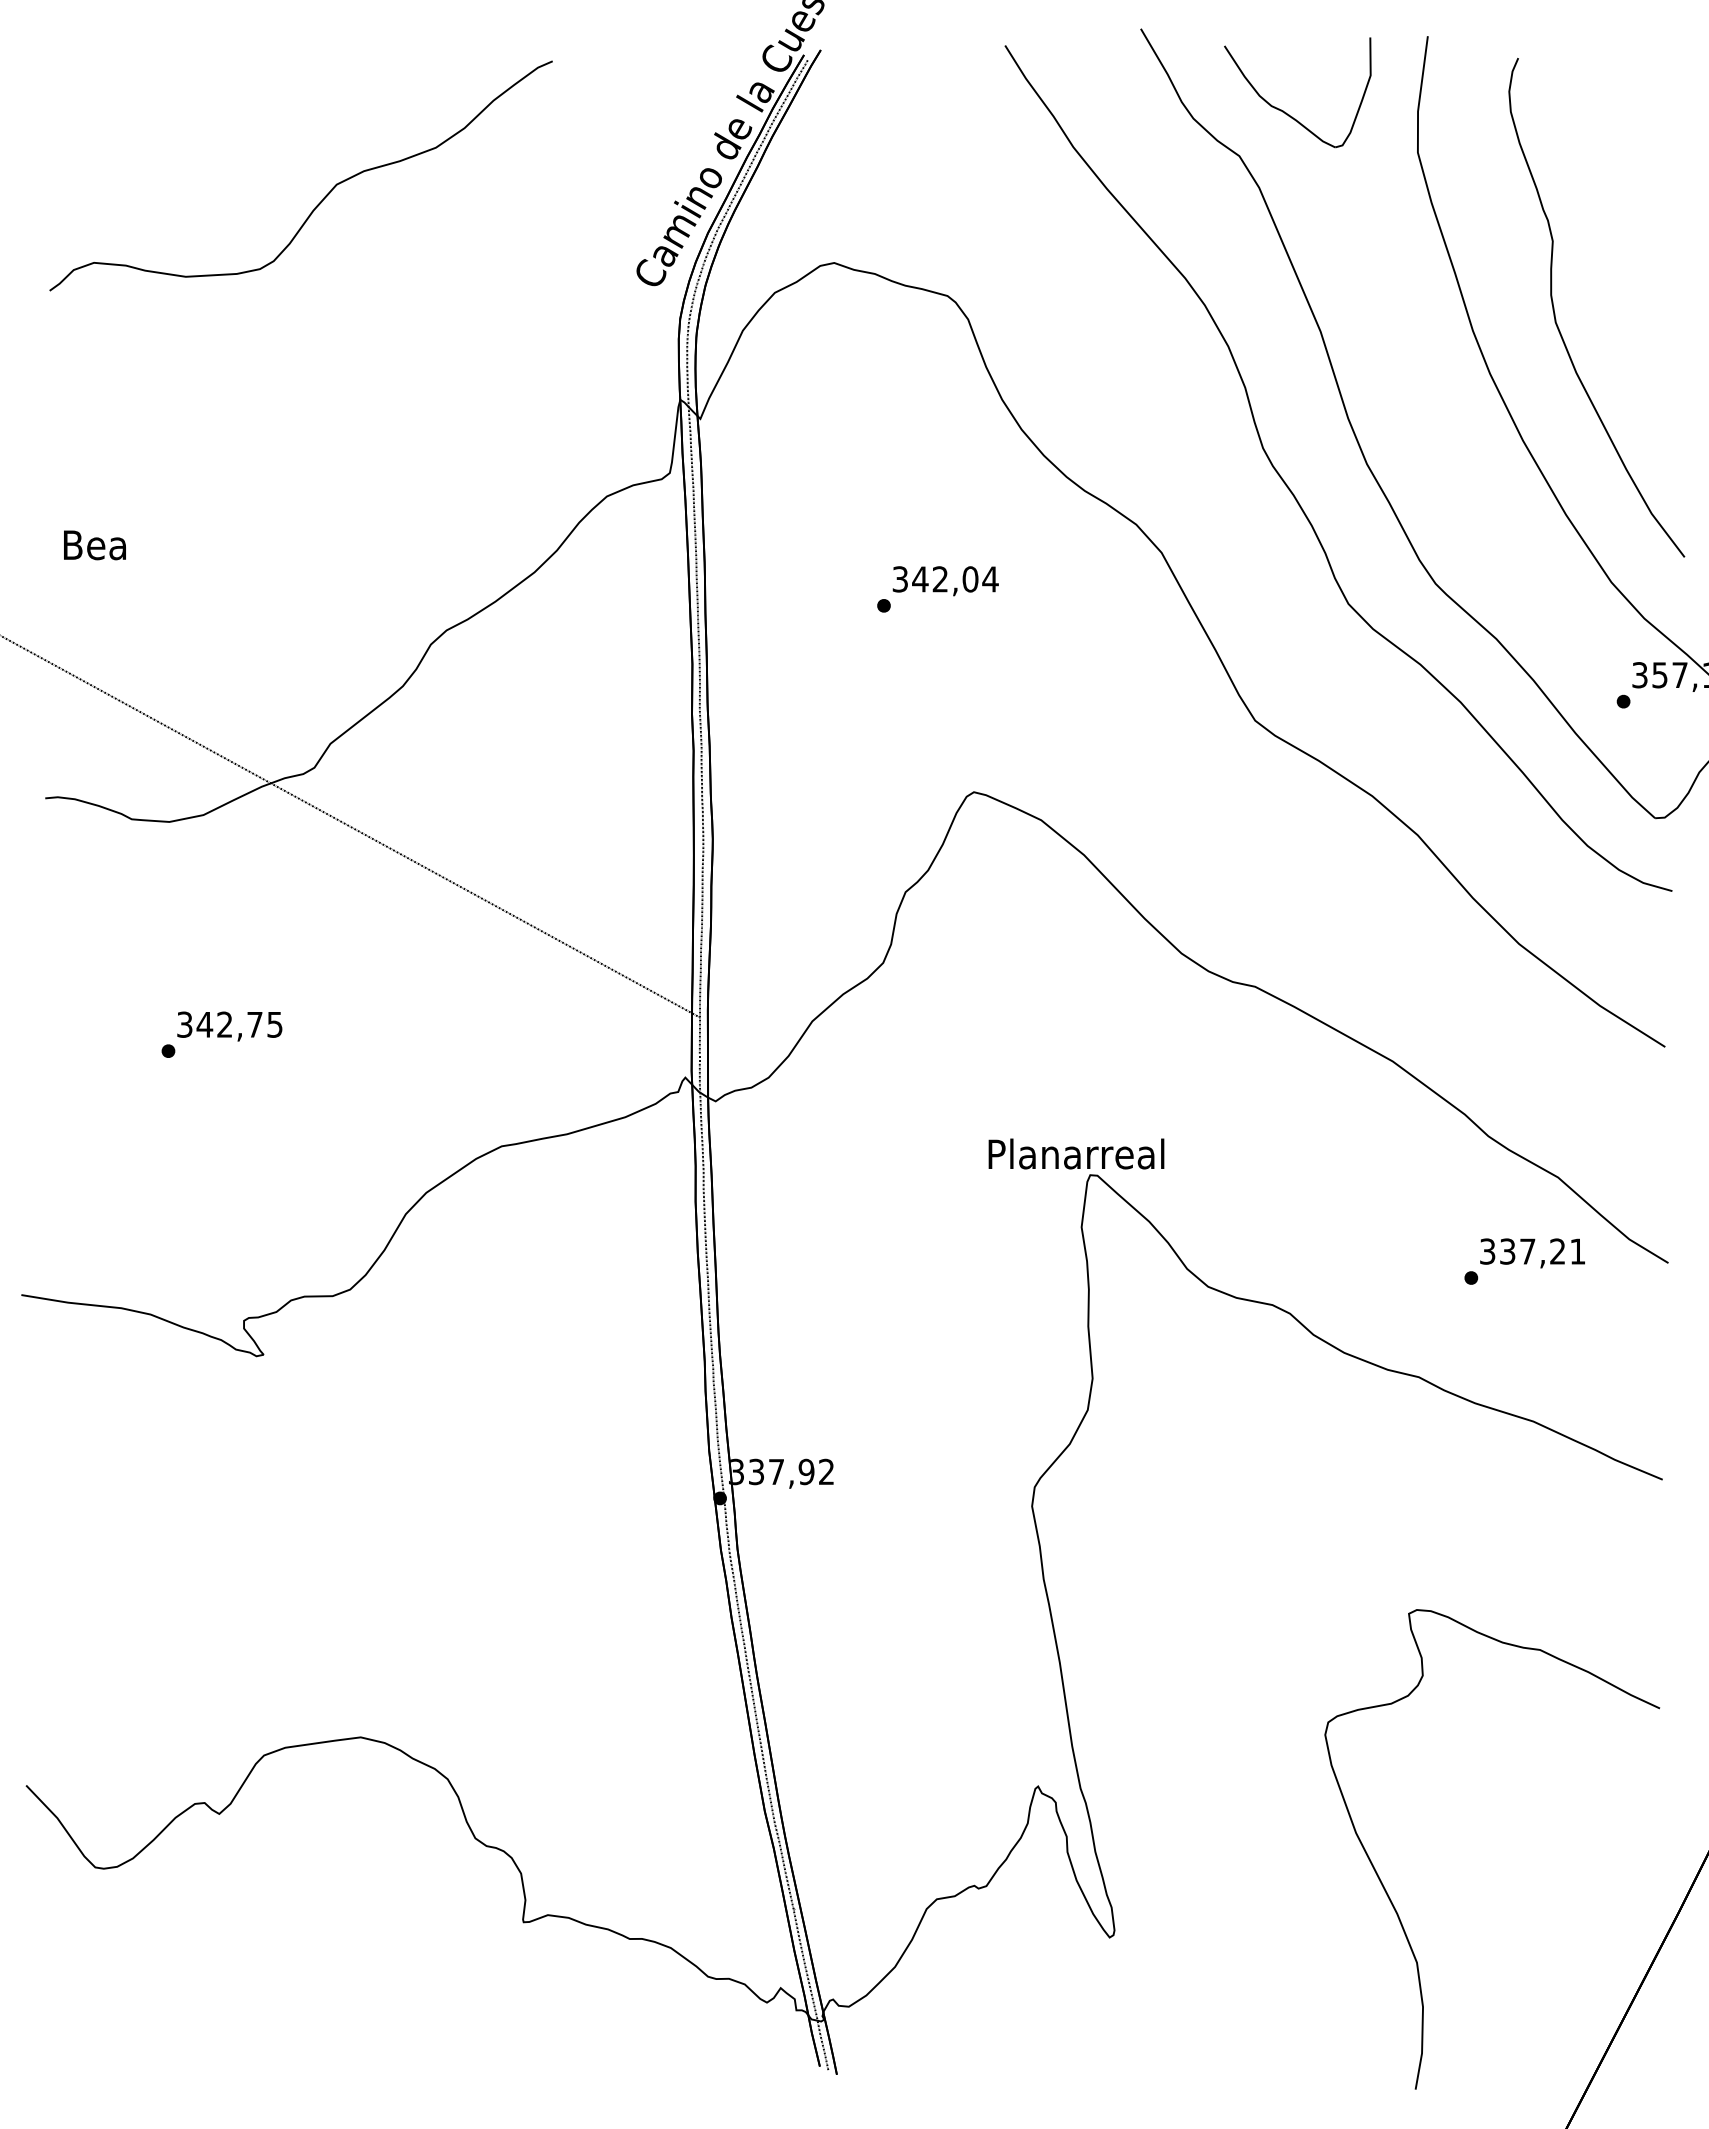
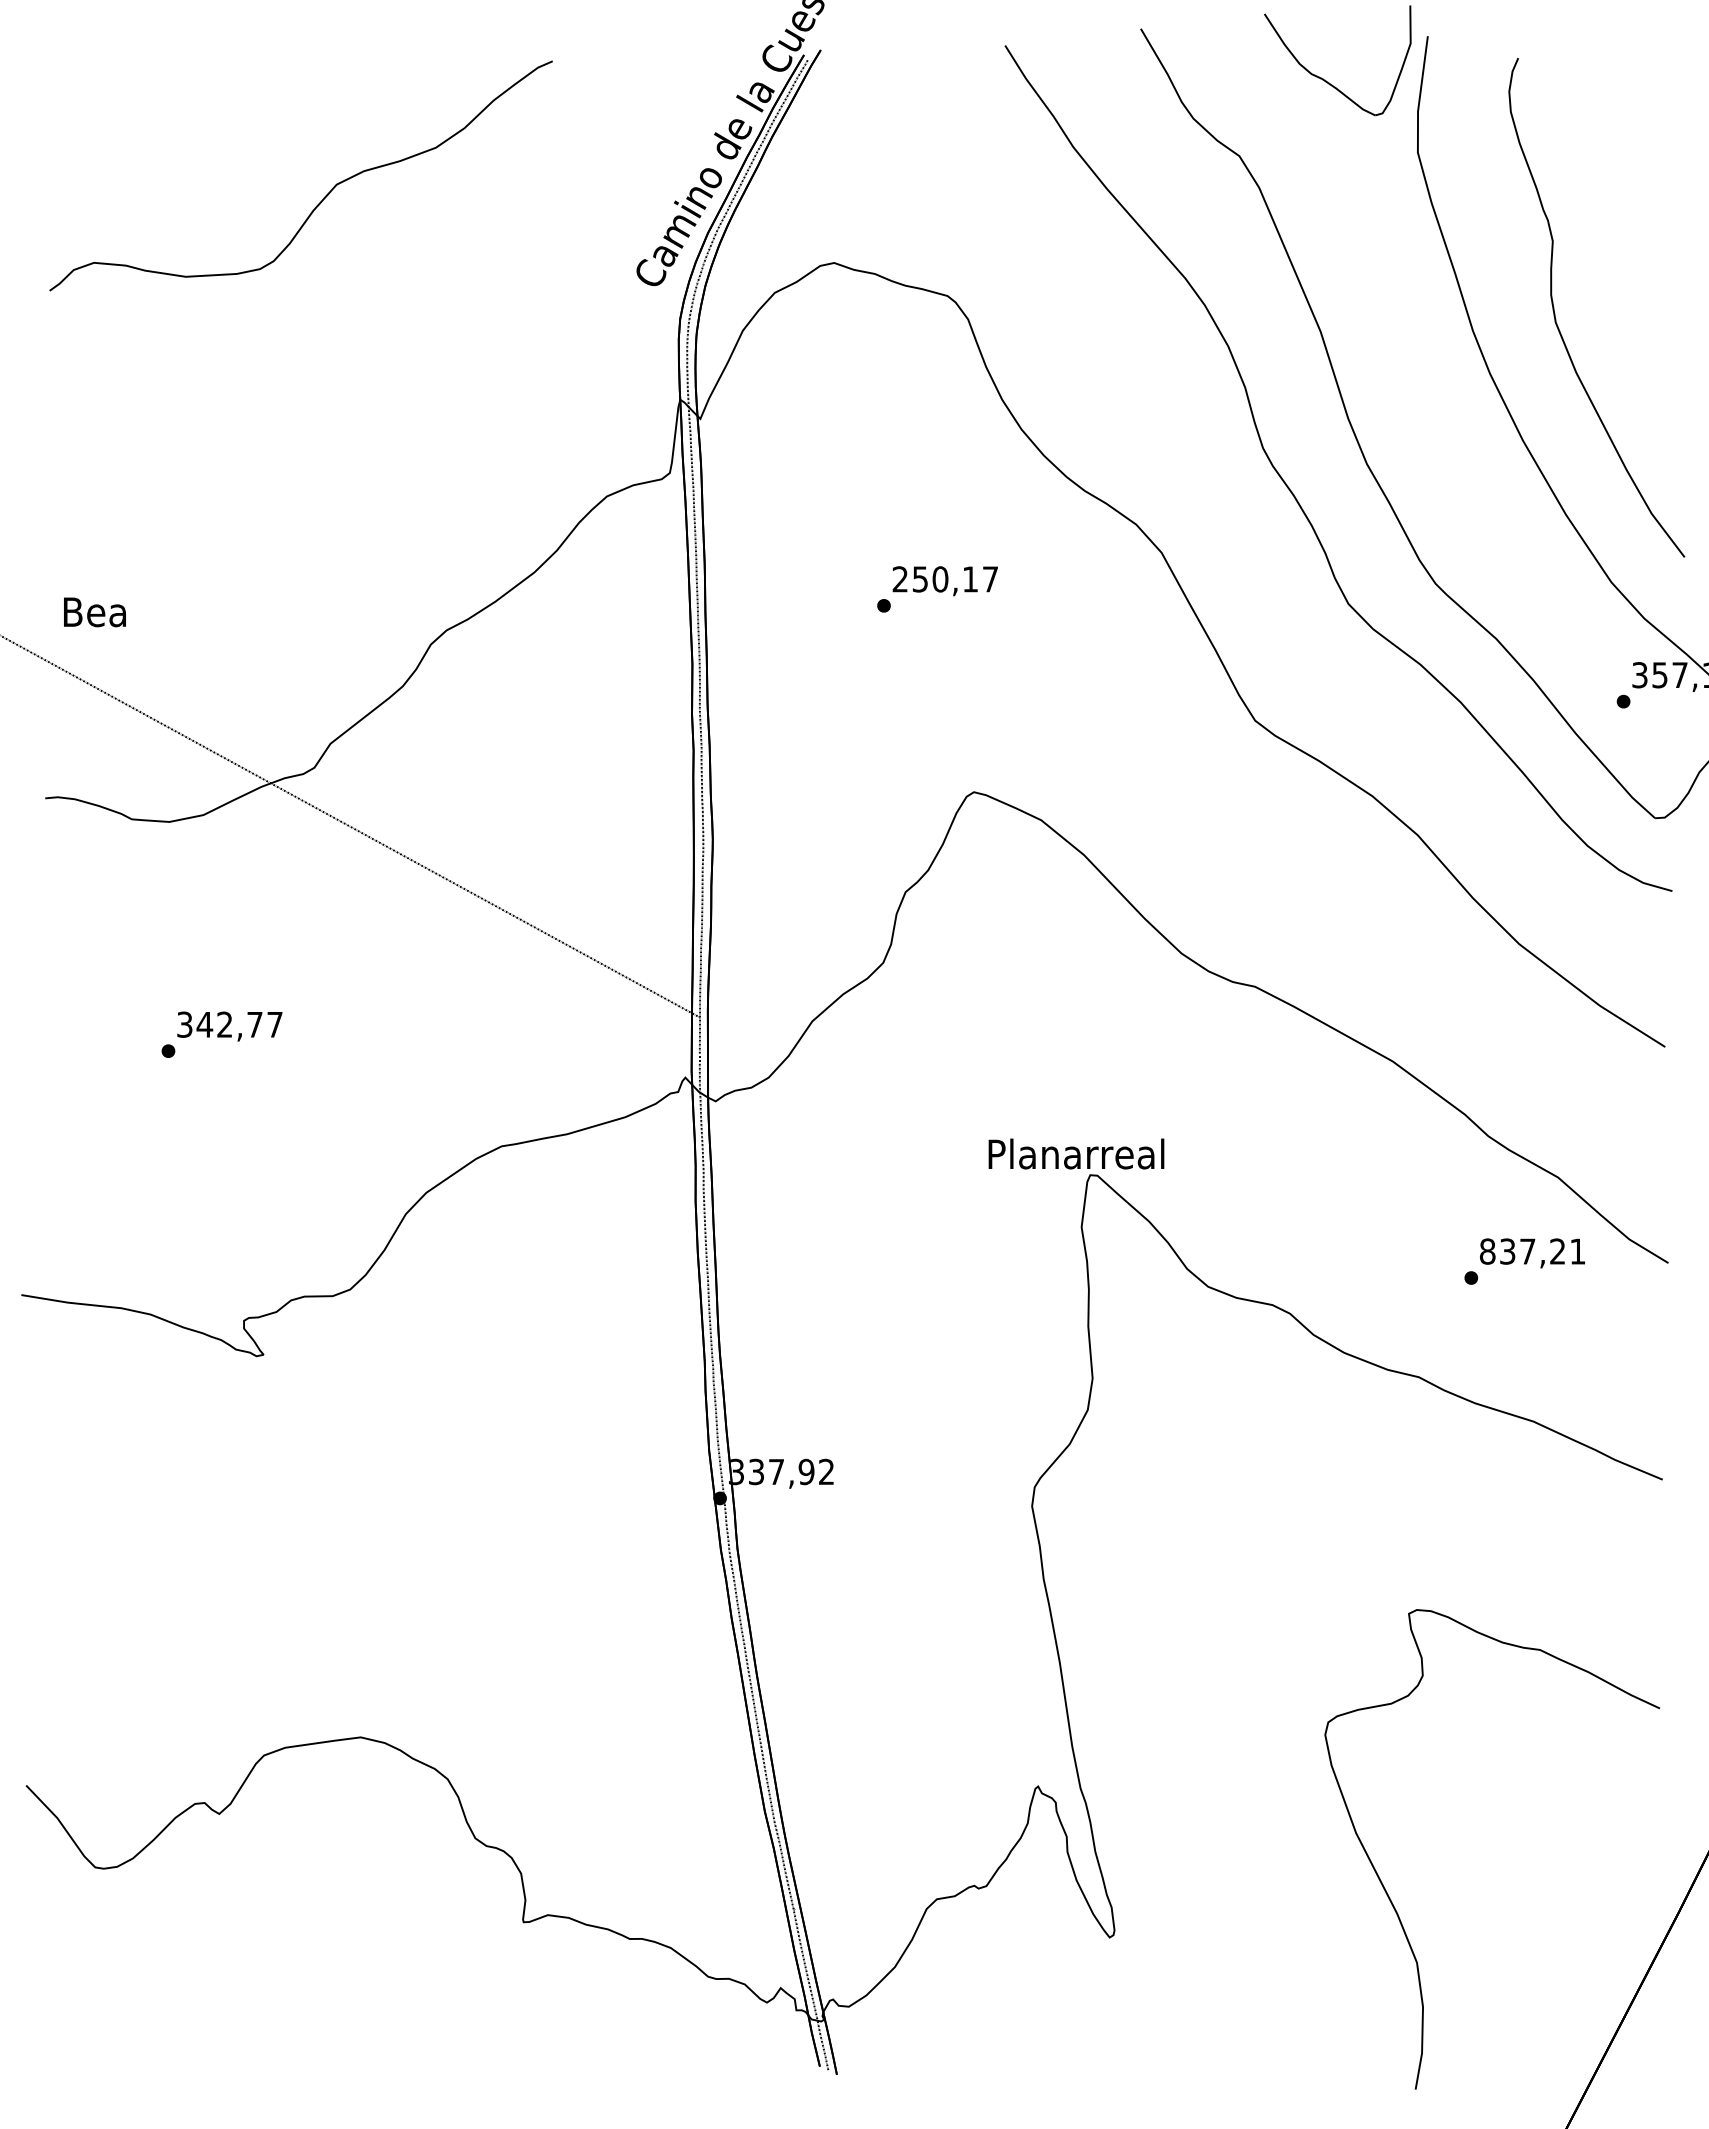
part position: (1283, 110) -> (1323, 78) (1323, 78)
text position: (94, 545) -> (94, 612) (94, 612)
text: 342,04 -> 250,17 (945, 579)
text: 342,75 -> 342,77 (274, 1024)
text: 337,21 -> 837,21 (1487, 1251)
